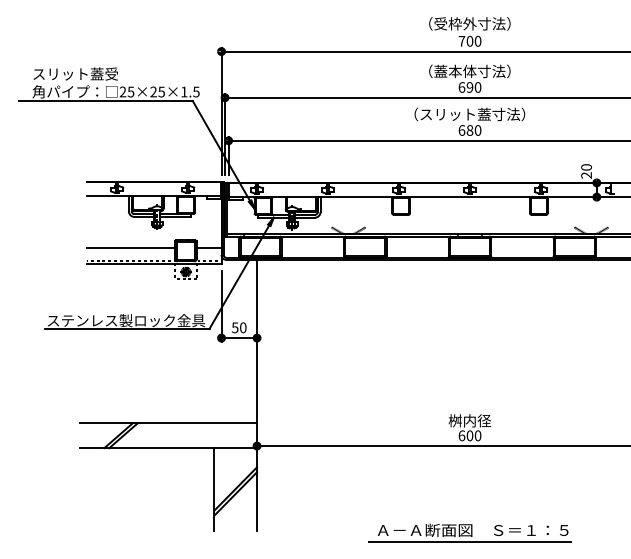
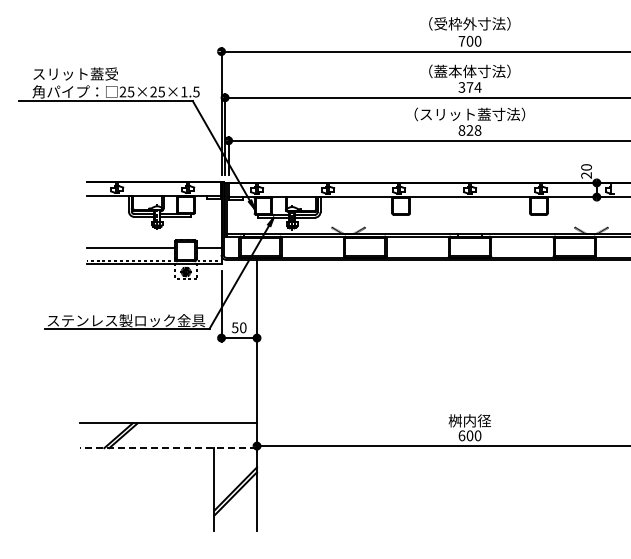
text: 690 -> 374 (469, 87)
text: 680 -> 828 (469, 130)
line: solid -> dashed (168, 448)
part: present -> none (469, 532)
